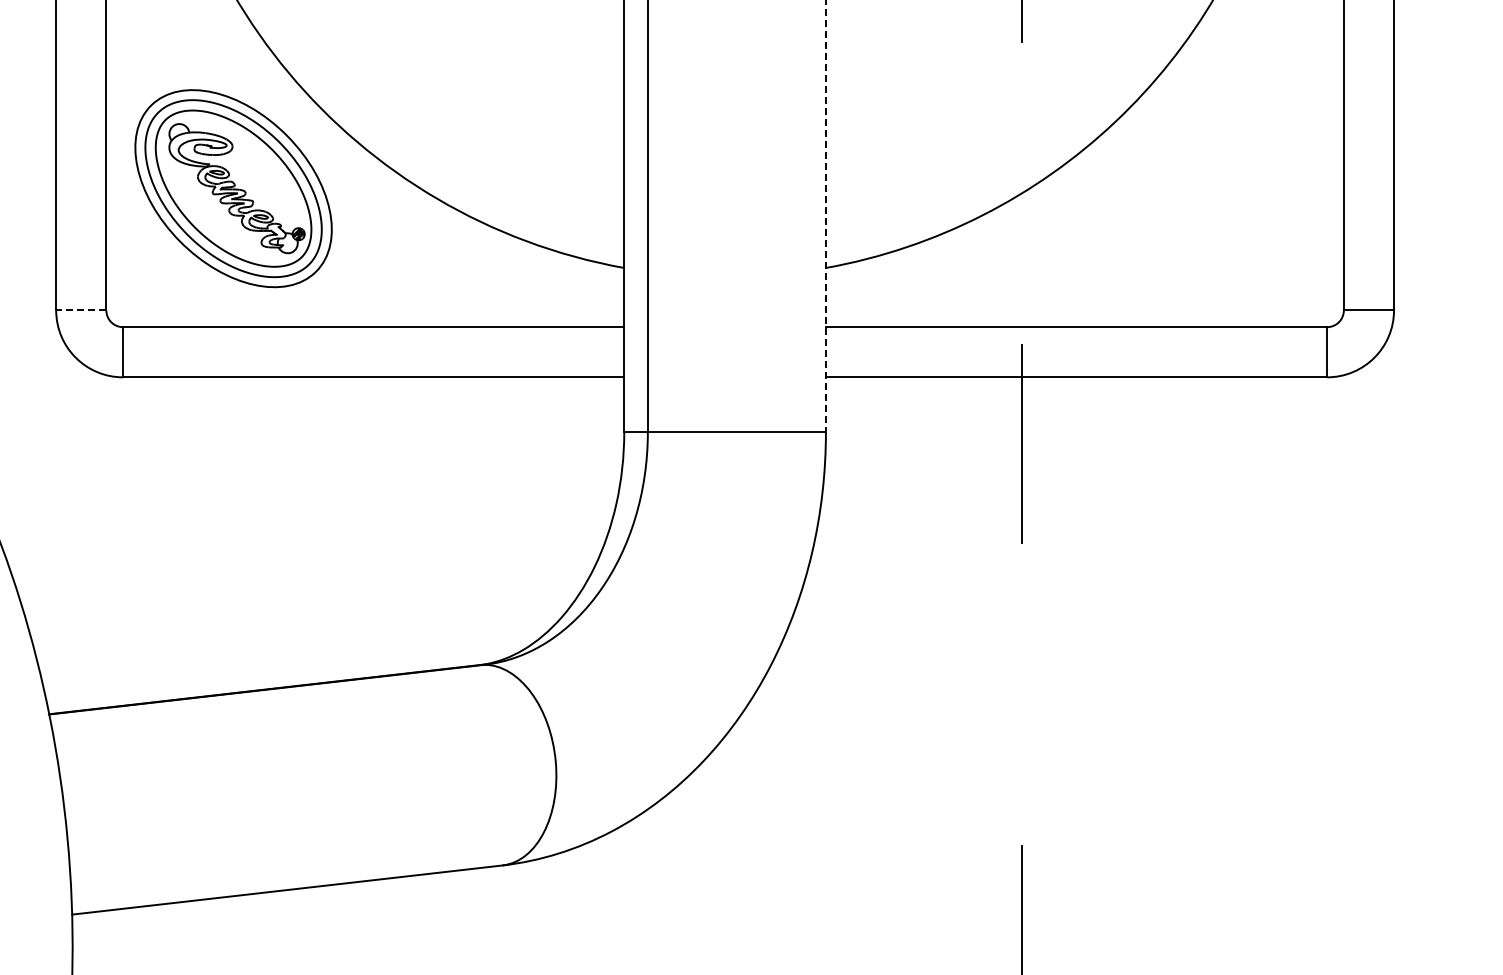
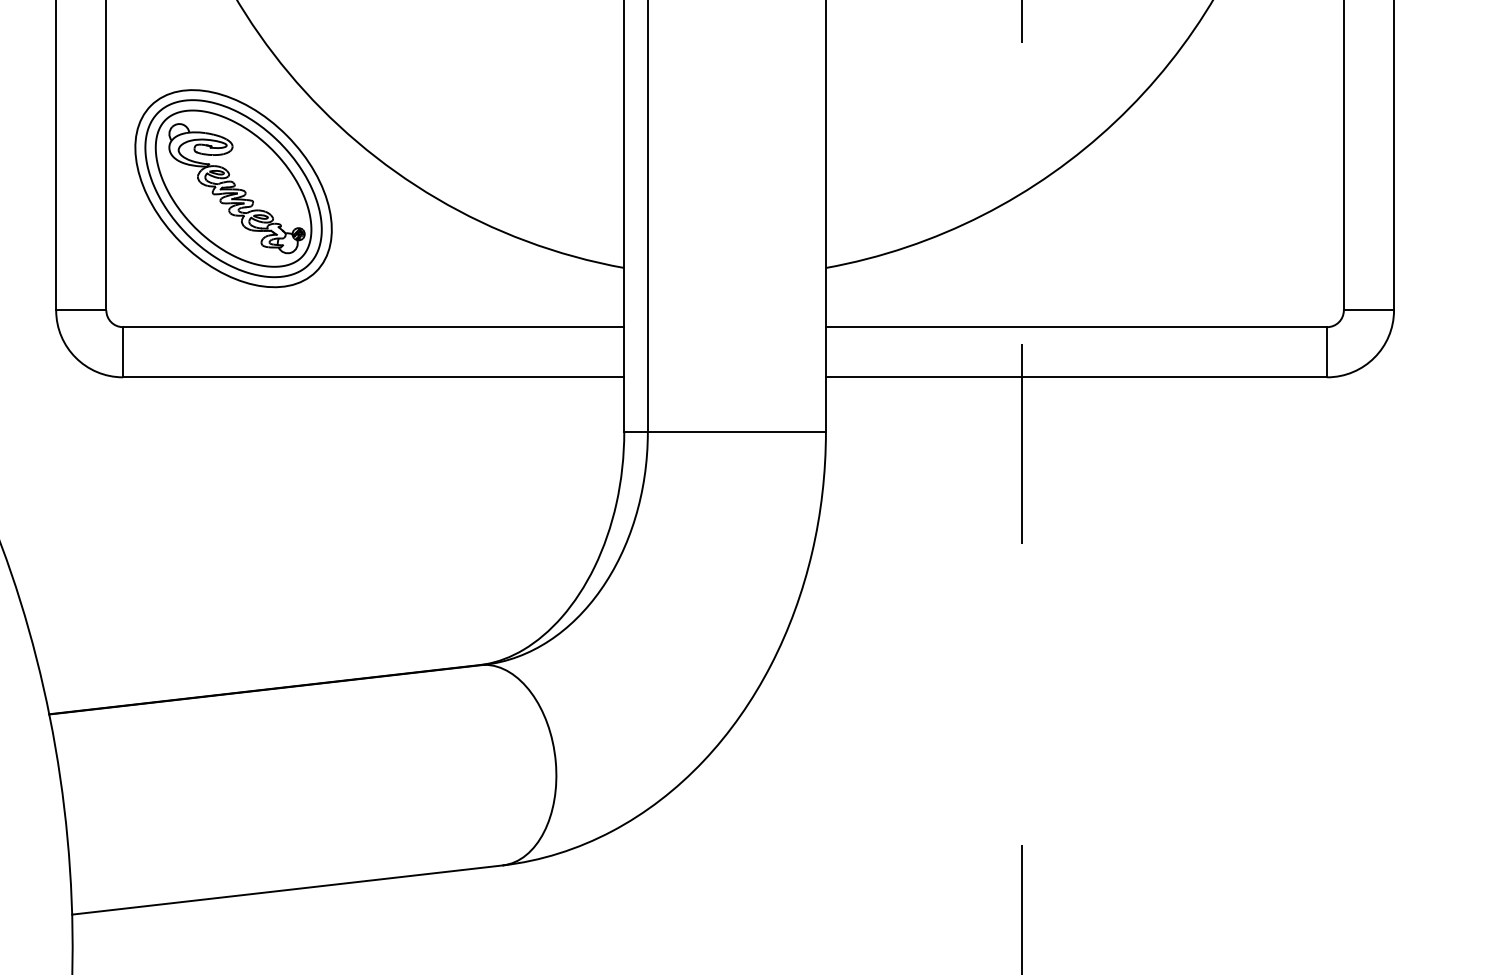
line: dashed -> solid (825, 216)
line: dashed -> solid (80, 310)
